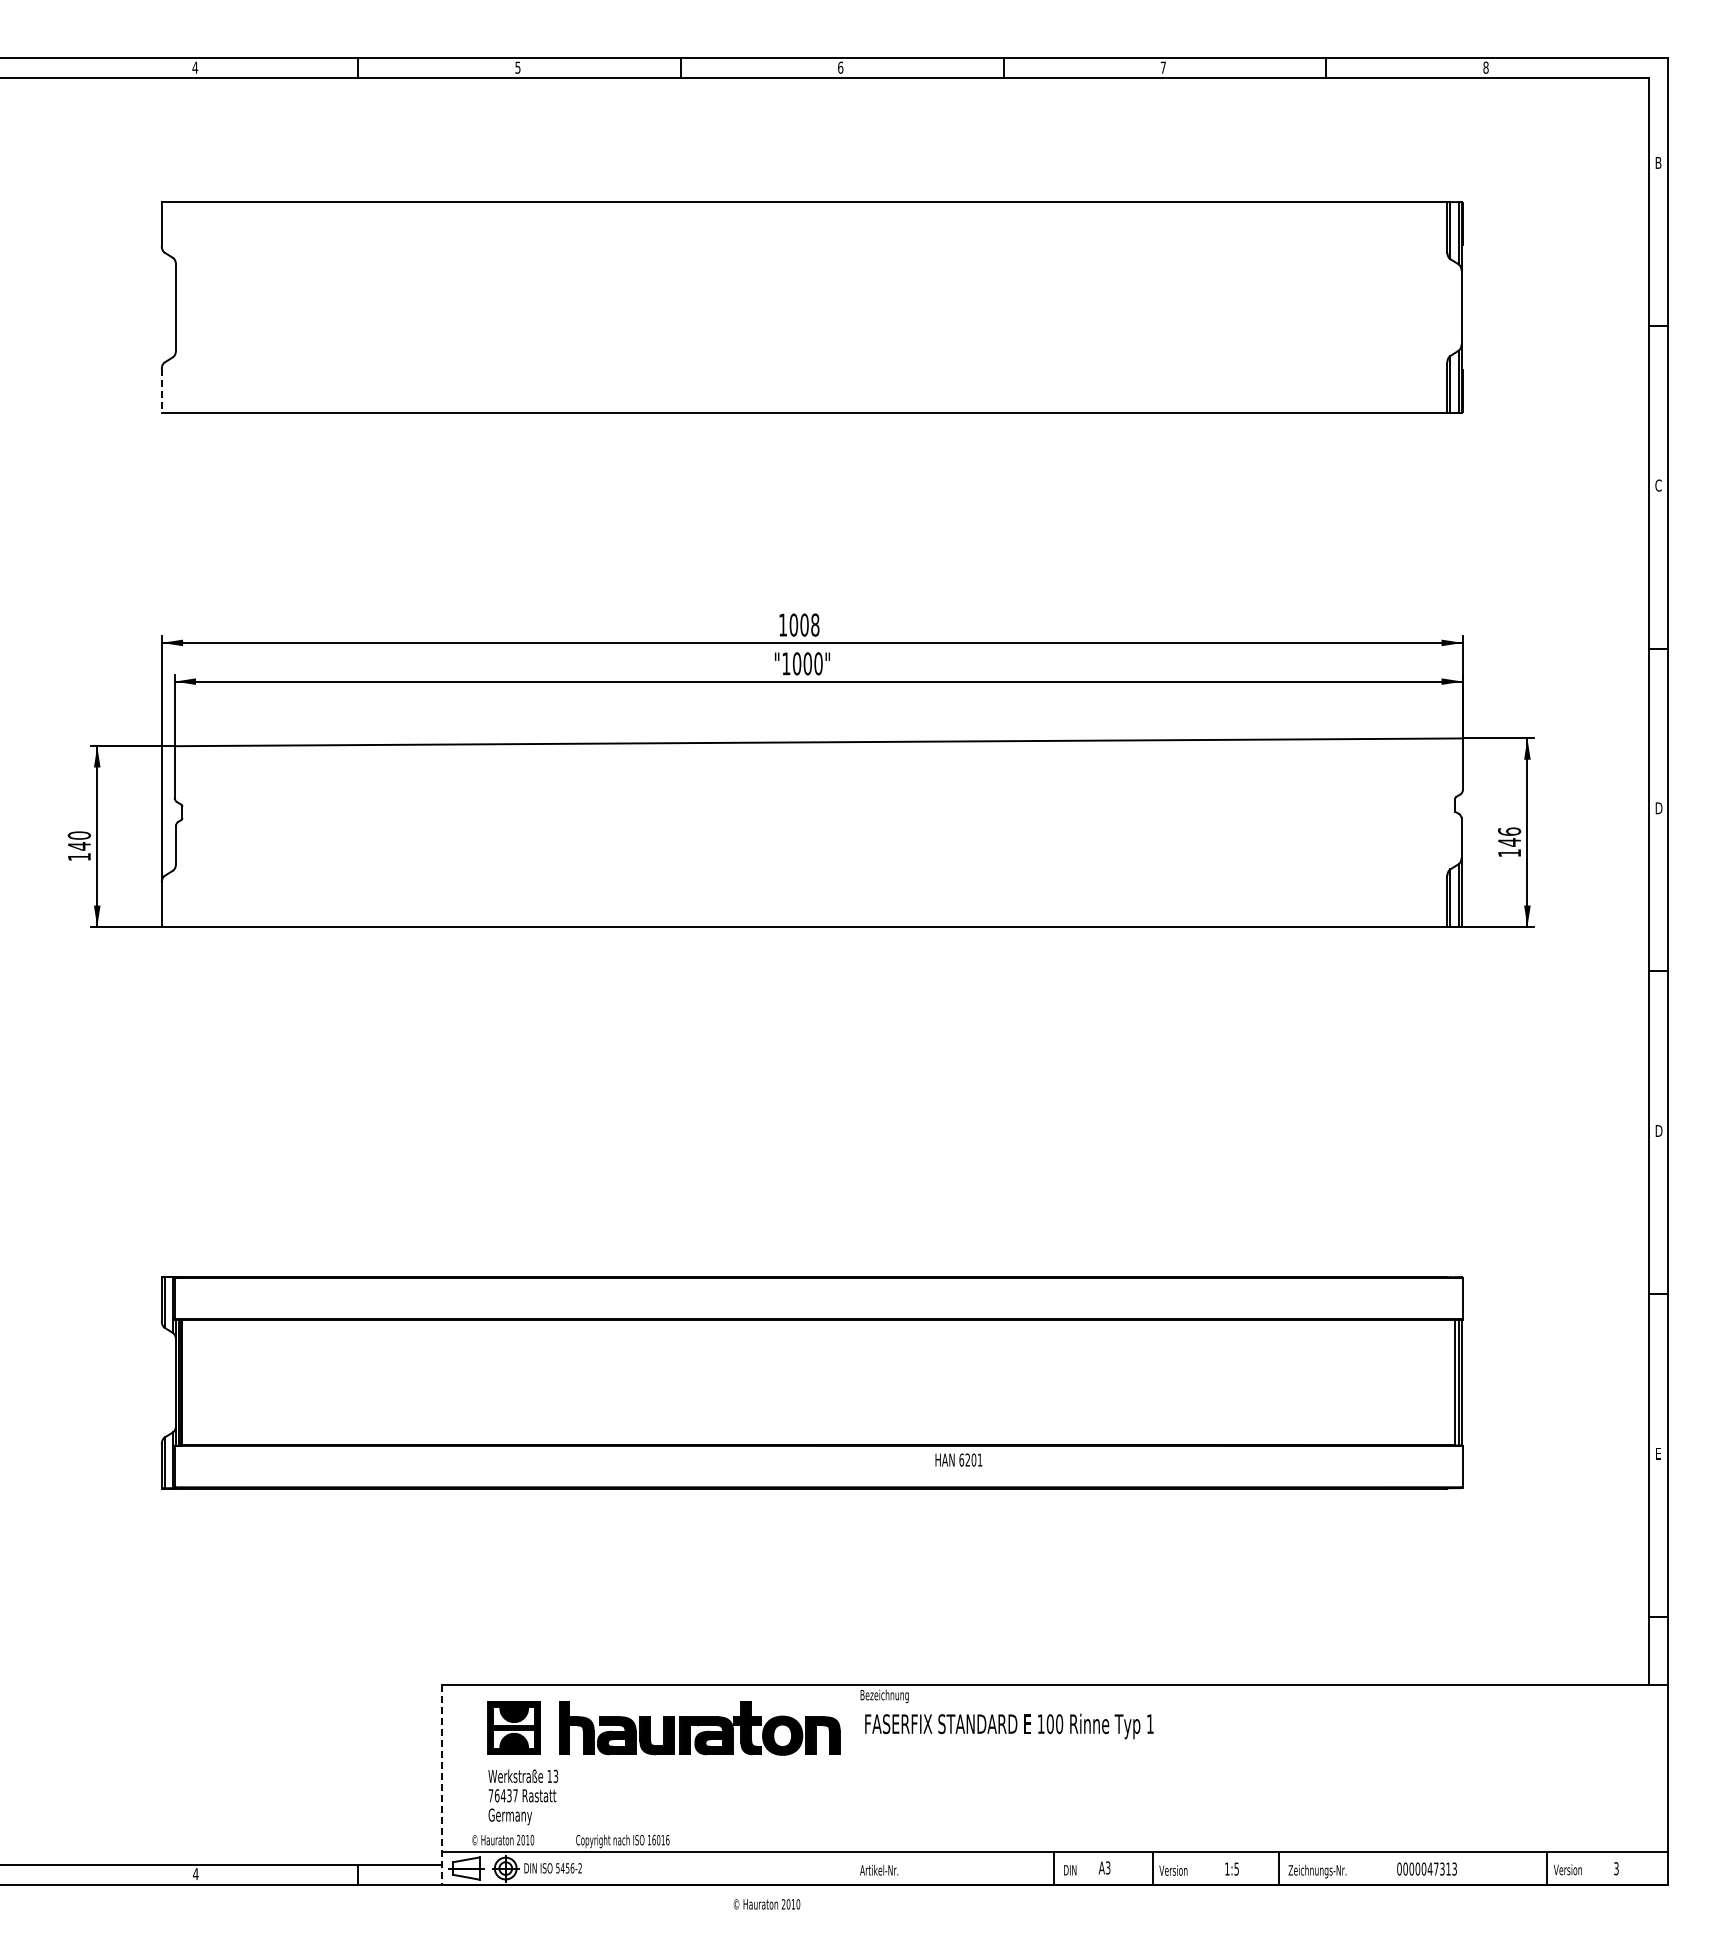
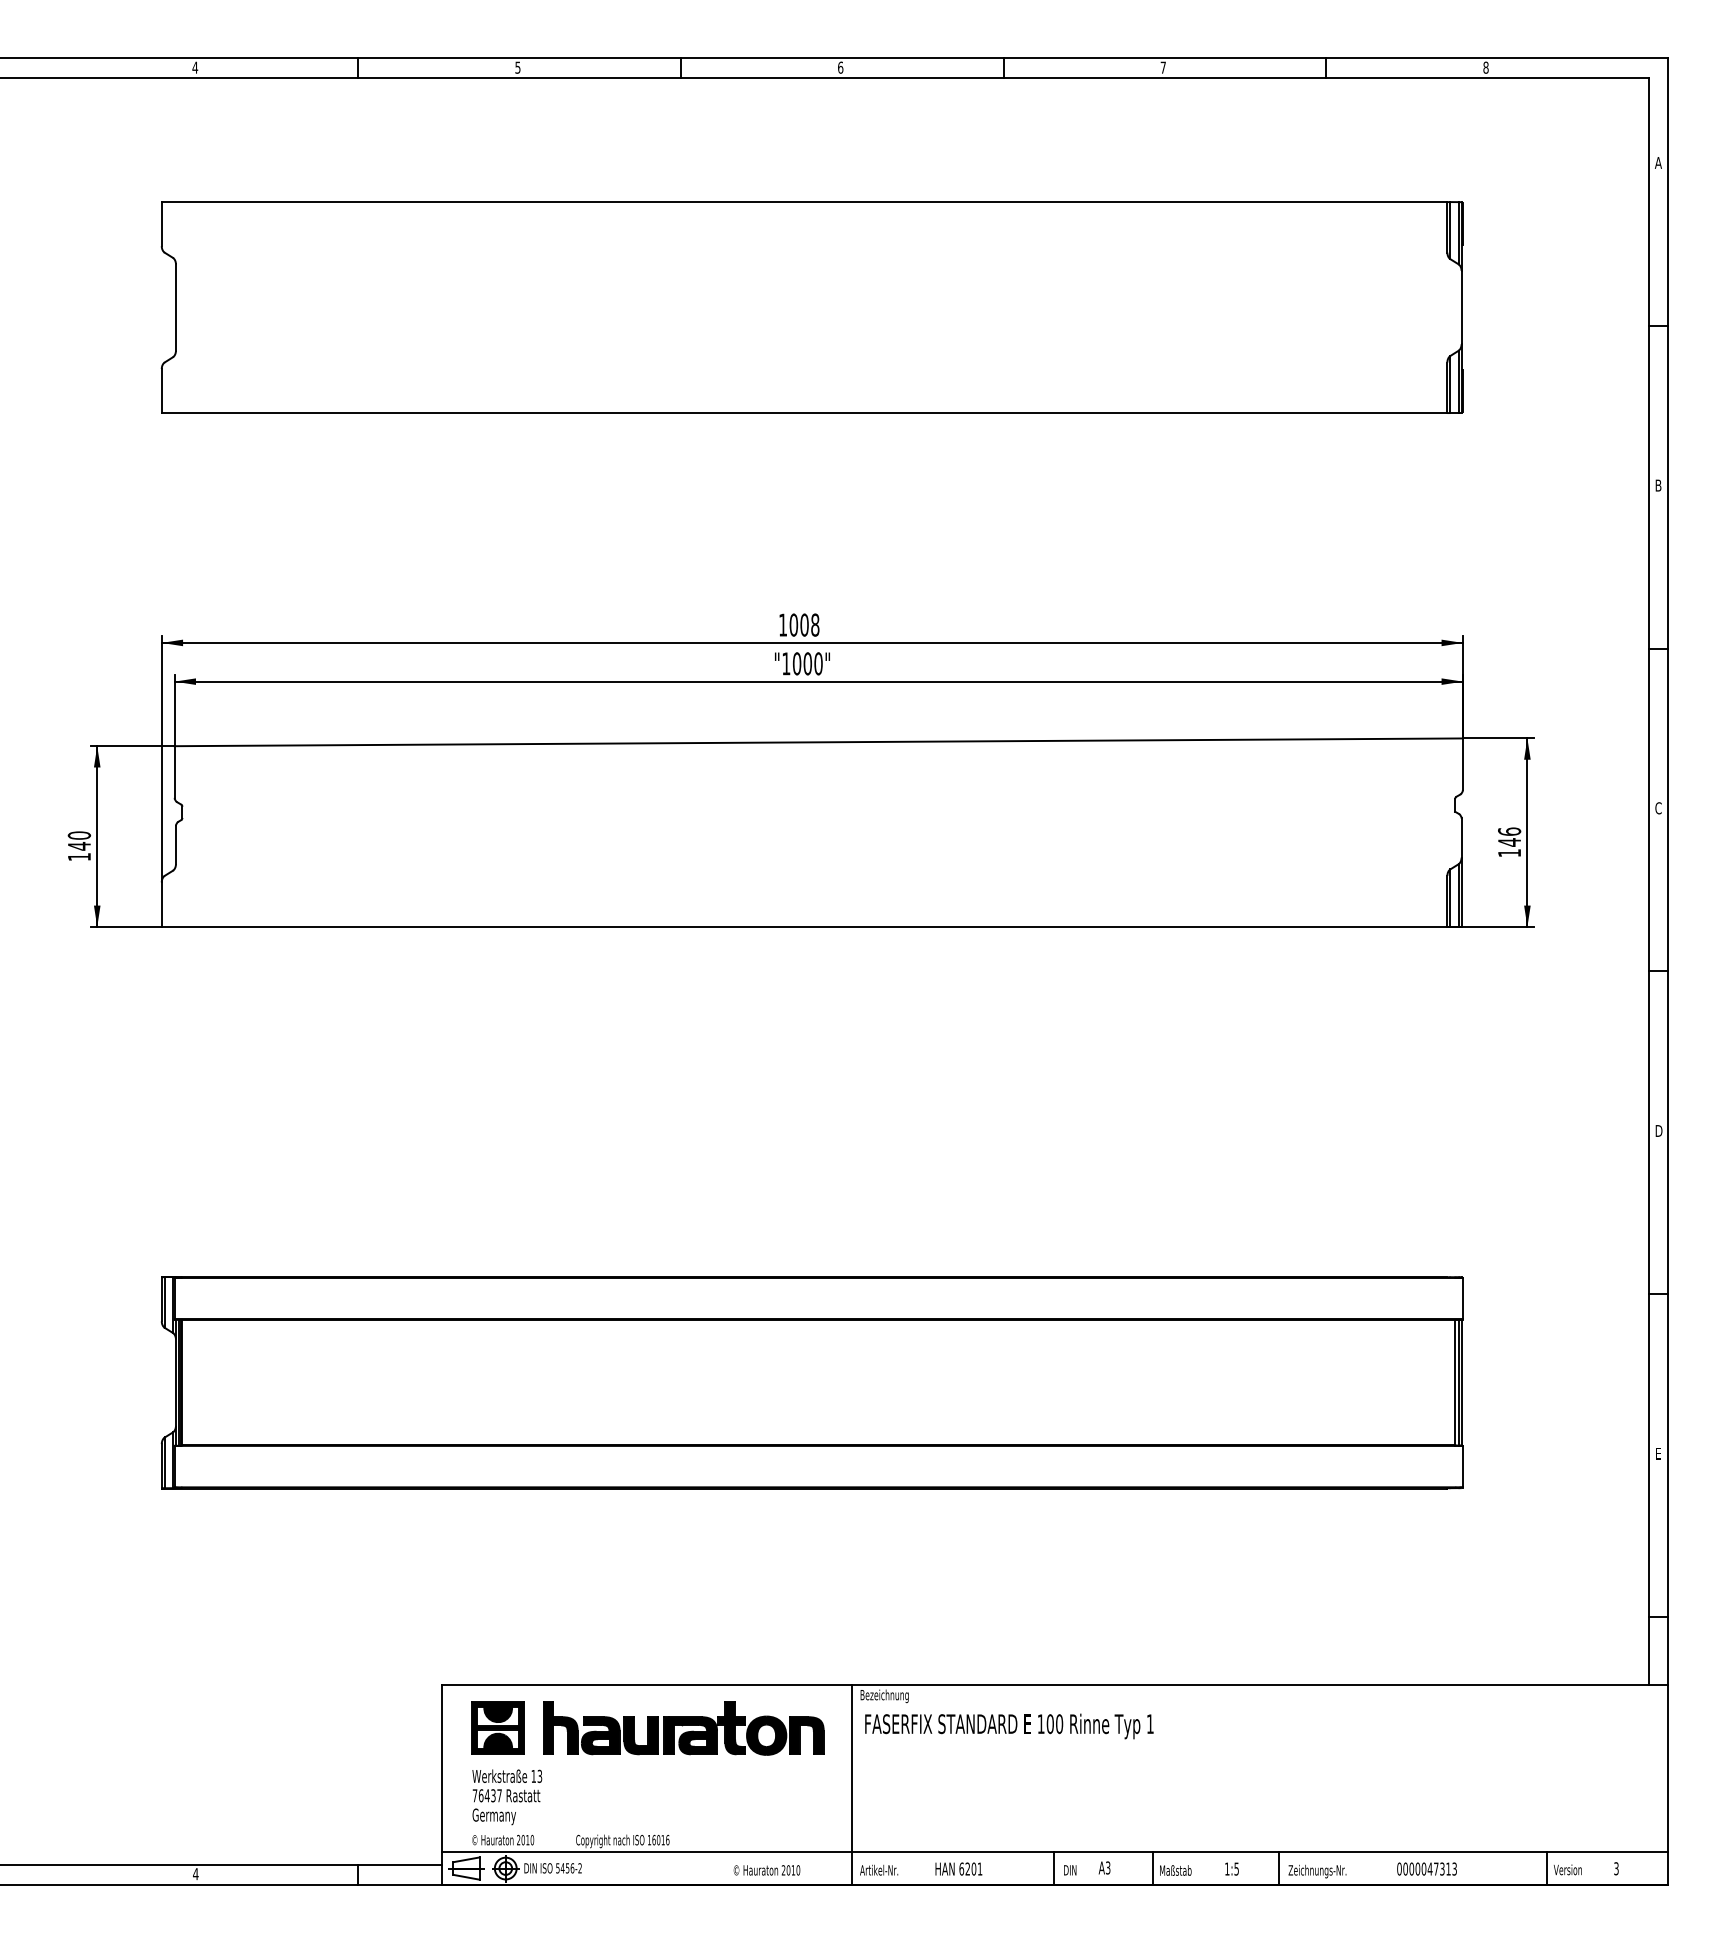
text: B -> A (1657, 162)
line: dashed -> solid (161, 391)
text: C -> B (1658, 485)
text: D -> C (1658, 808)
text position: (958, 1459) -> (958, 1868) (958, 1868)
part position: (663, 1754) -> (647, 1754) (647, 1754)
line: none -> present (851, 1784)
line: dashed -> solid (442, 1785)
text: Version -> Maßstab (1175, 1870)
text position: (766, 1904) -> (766, 1870) (766, 1870)
